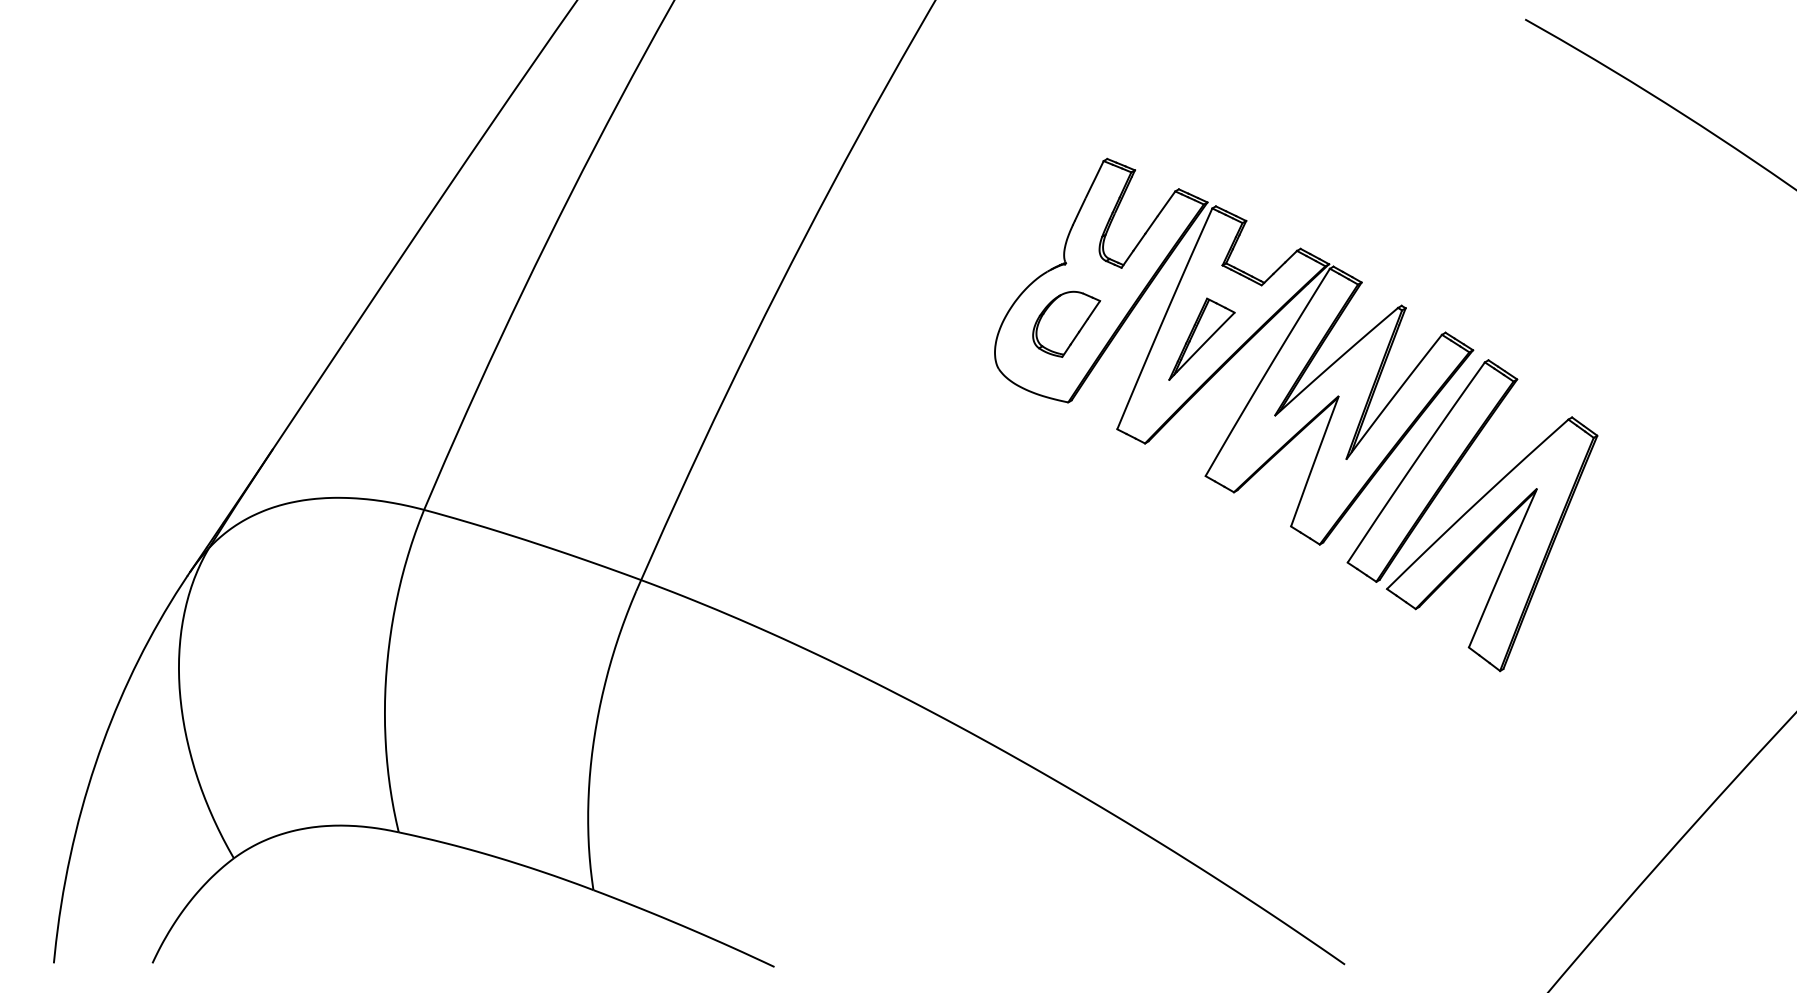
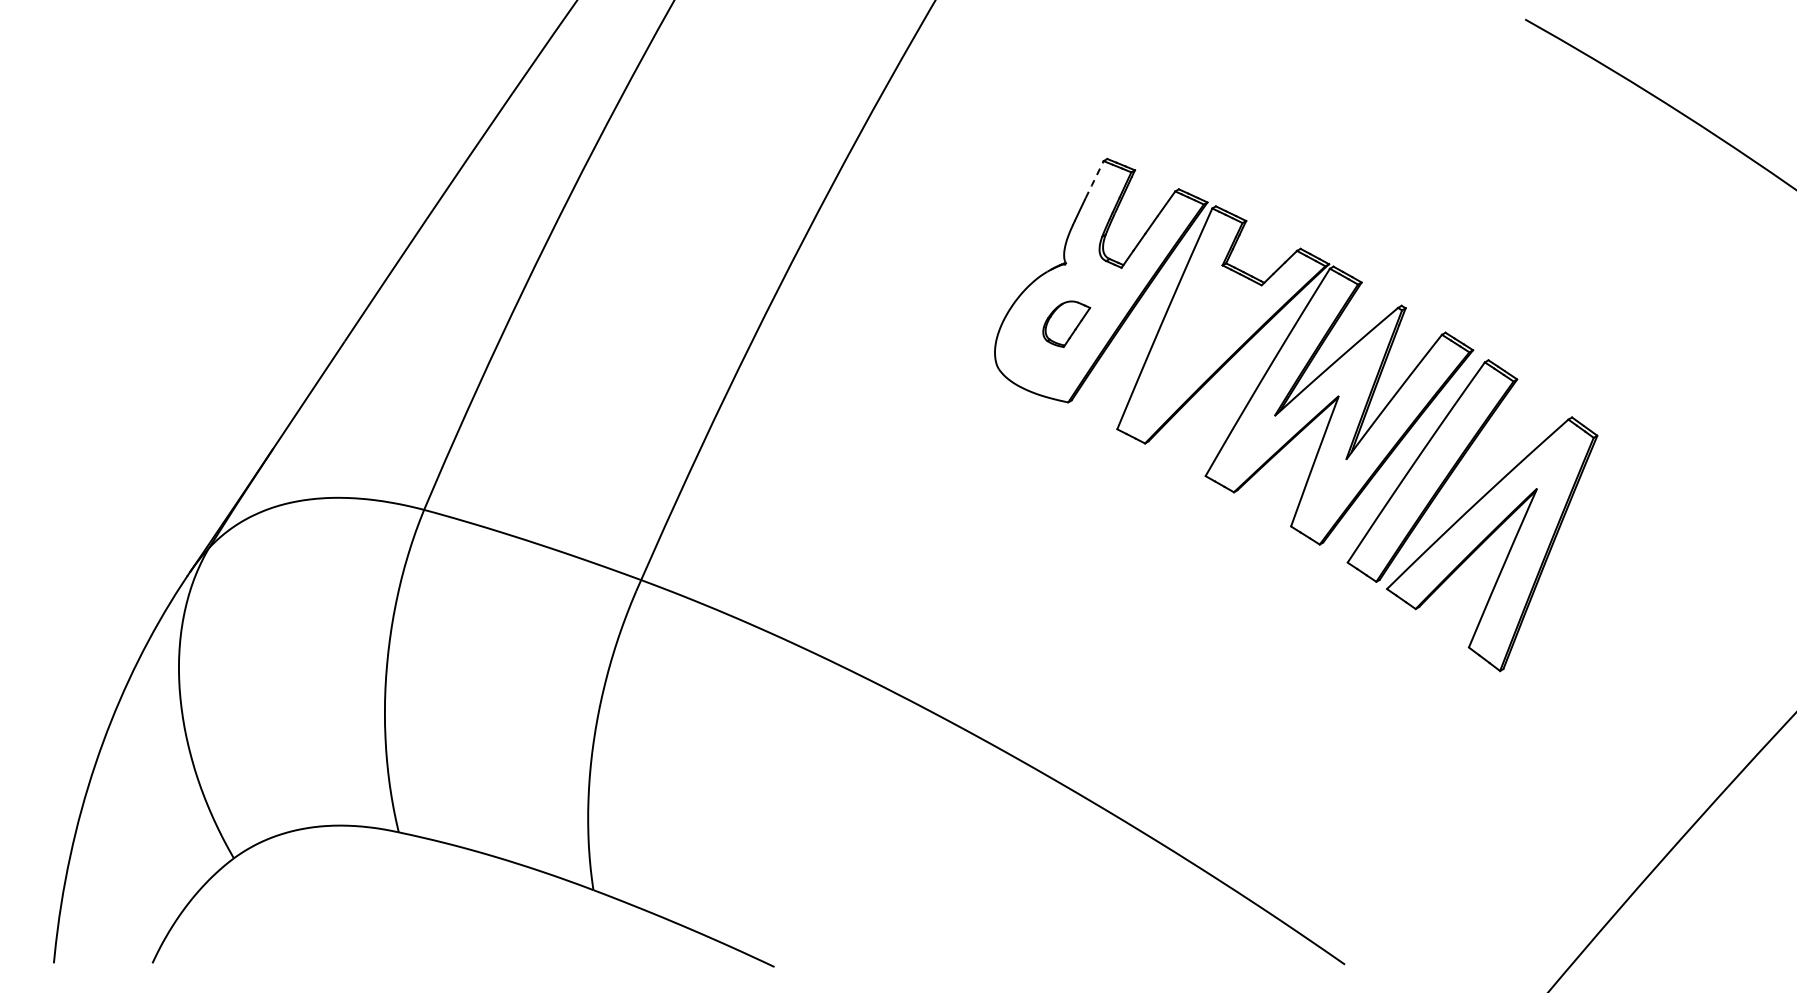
line: solid -> dashed (1094, 179)
part size: 70x68 px -> 50x48 px (1066, 323)
part: present -> none (1201, 338)
